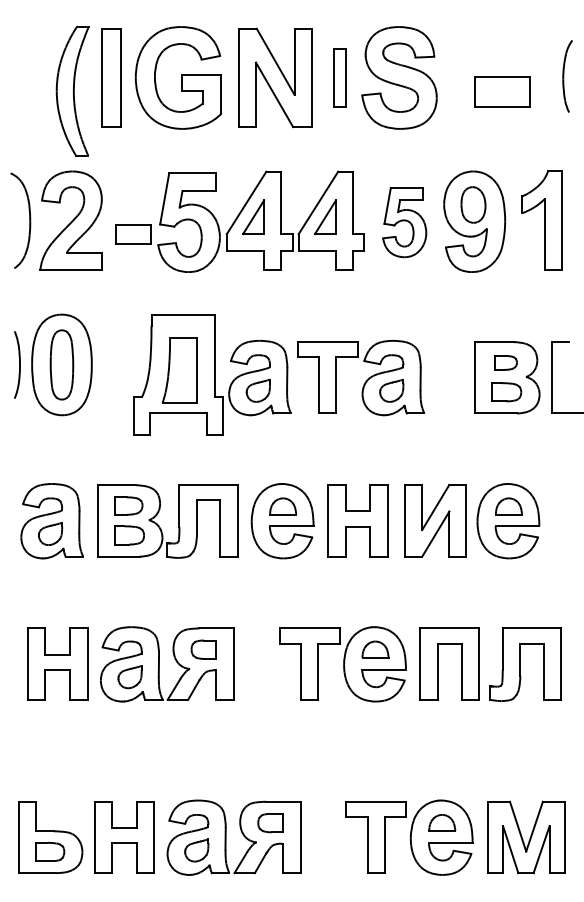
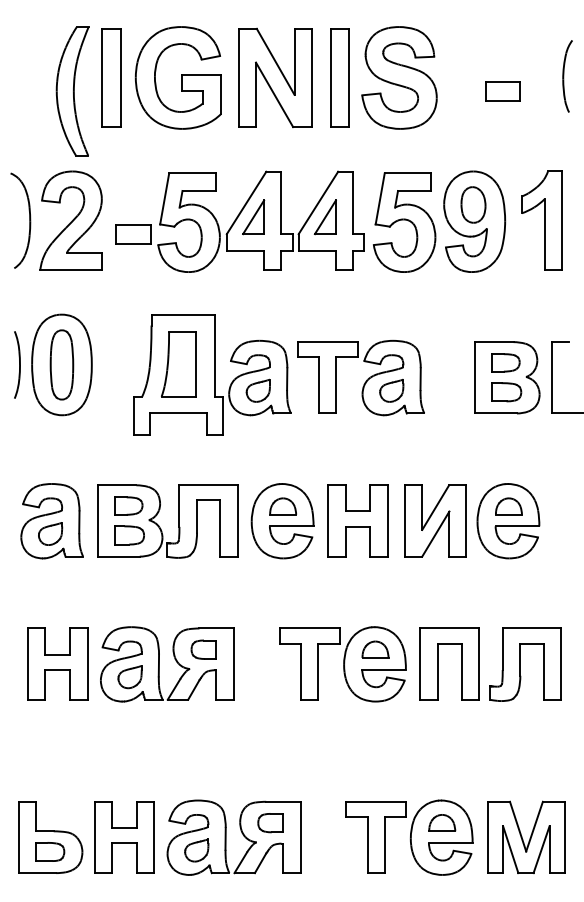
part size: 14x60 px -> 20x100 px (339, 77)
part size: 57x32 px -> 36x21 px (502, 91)
part size: 46x72 px -> 64x101 px (404, 222)
part size: 24x16 px -> 30x20 px (505, 362)
part position: (179, 370) -> (178, 364) (178, 364)
